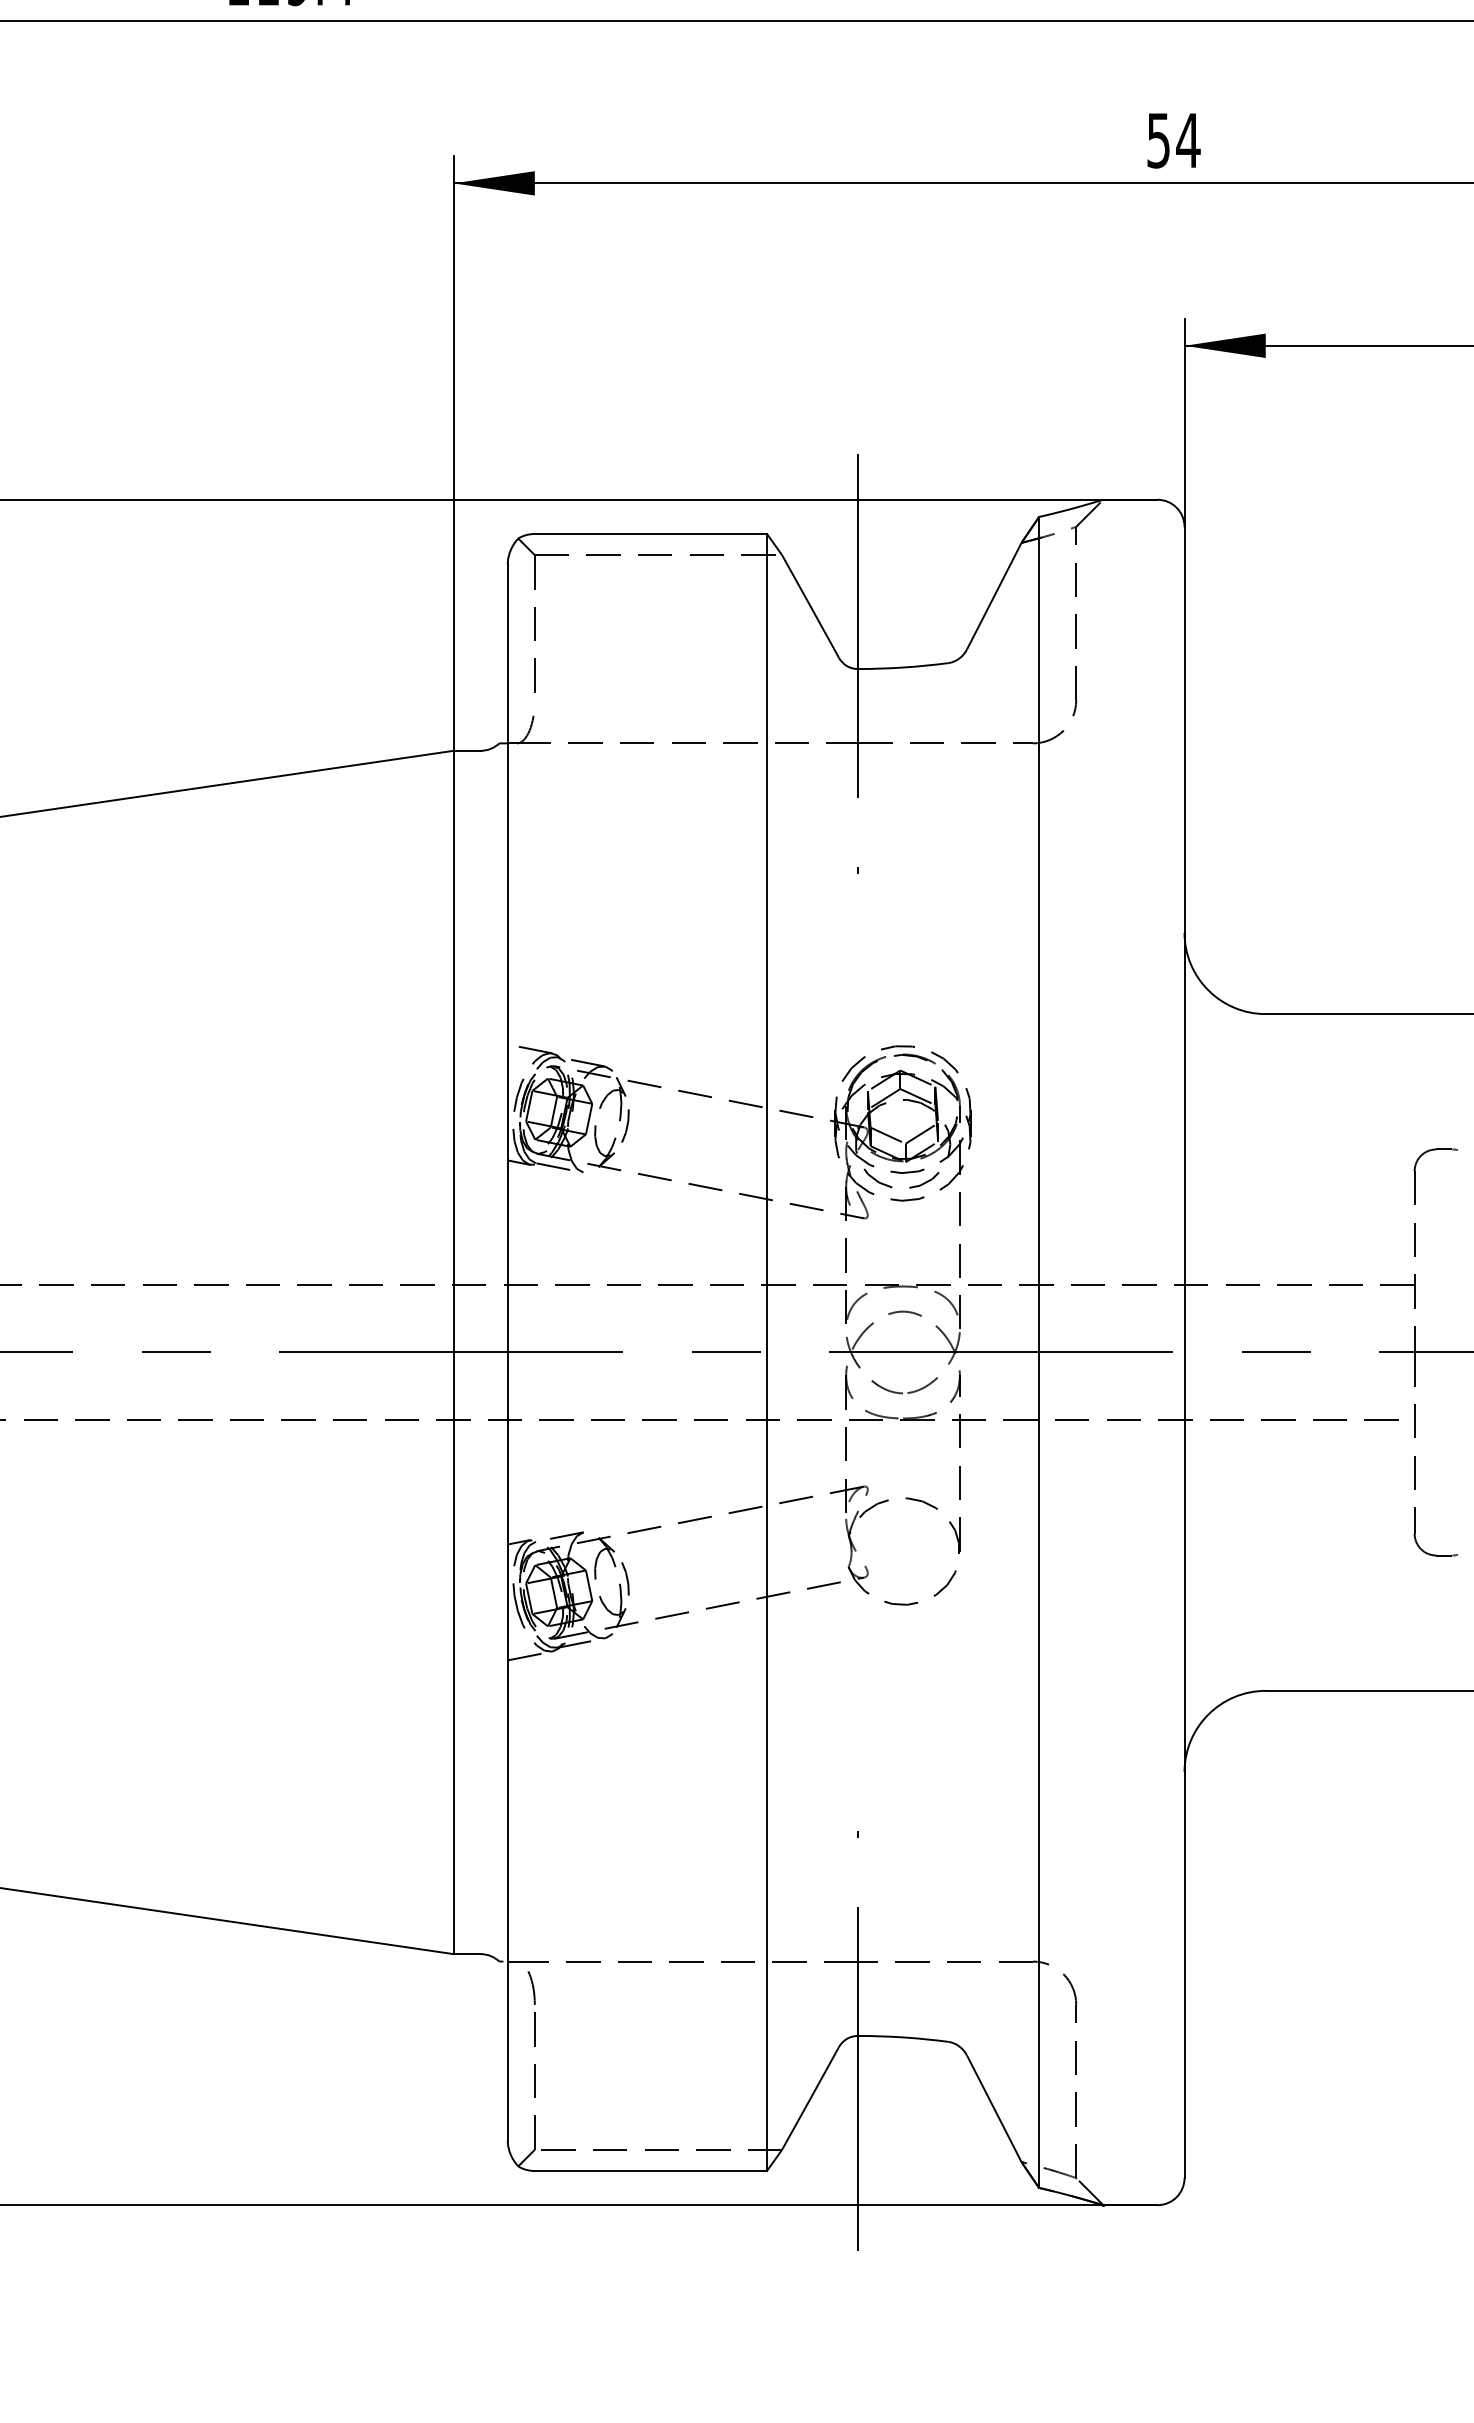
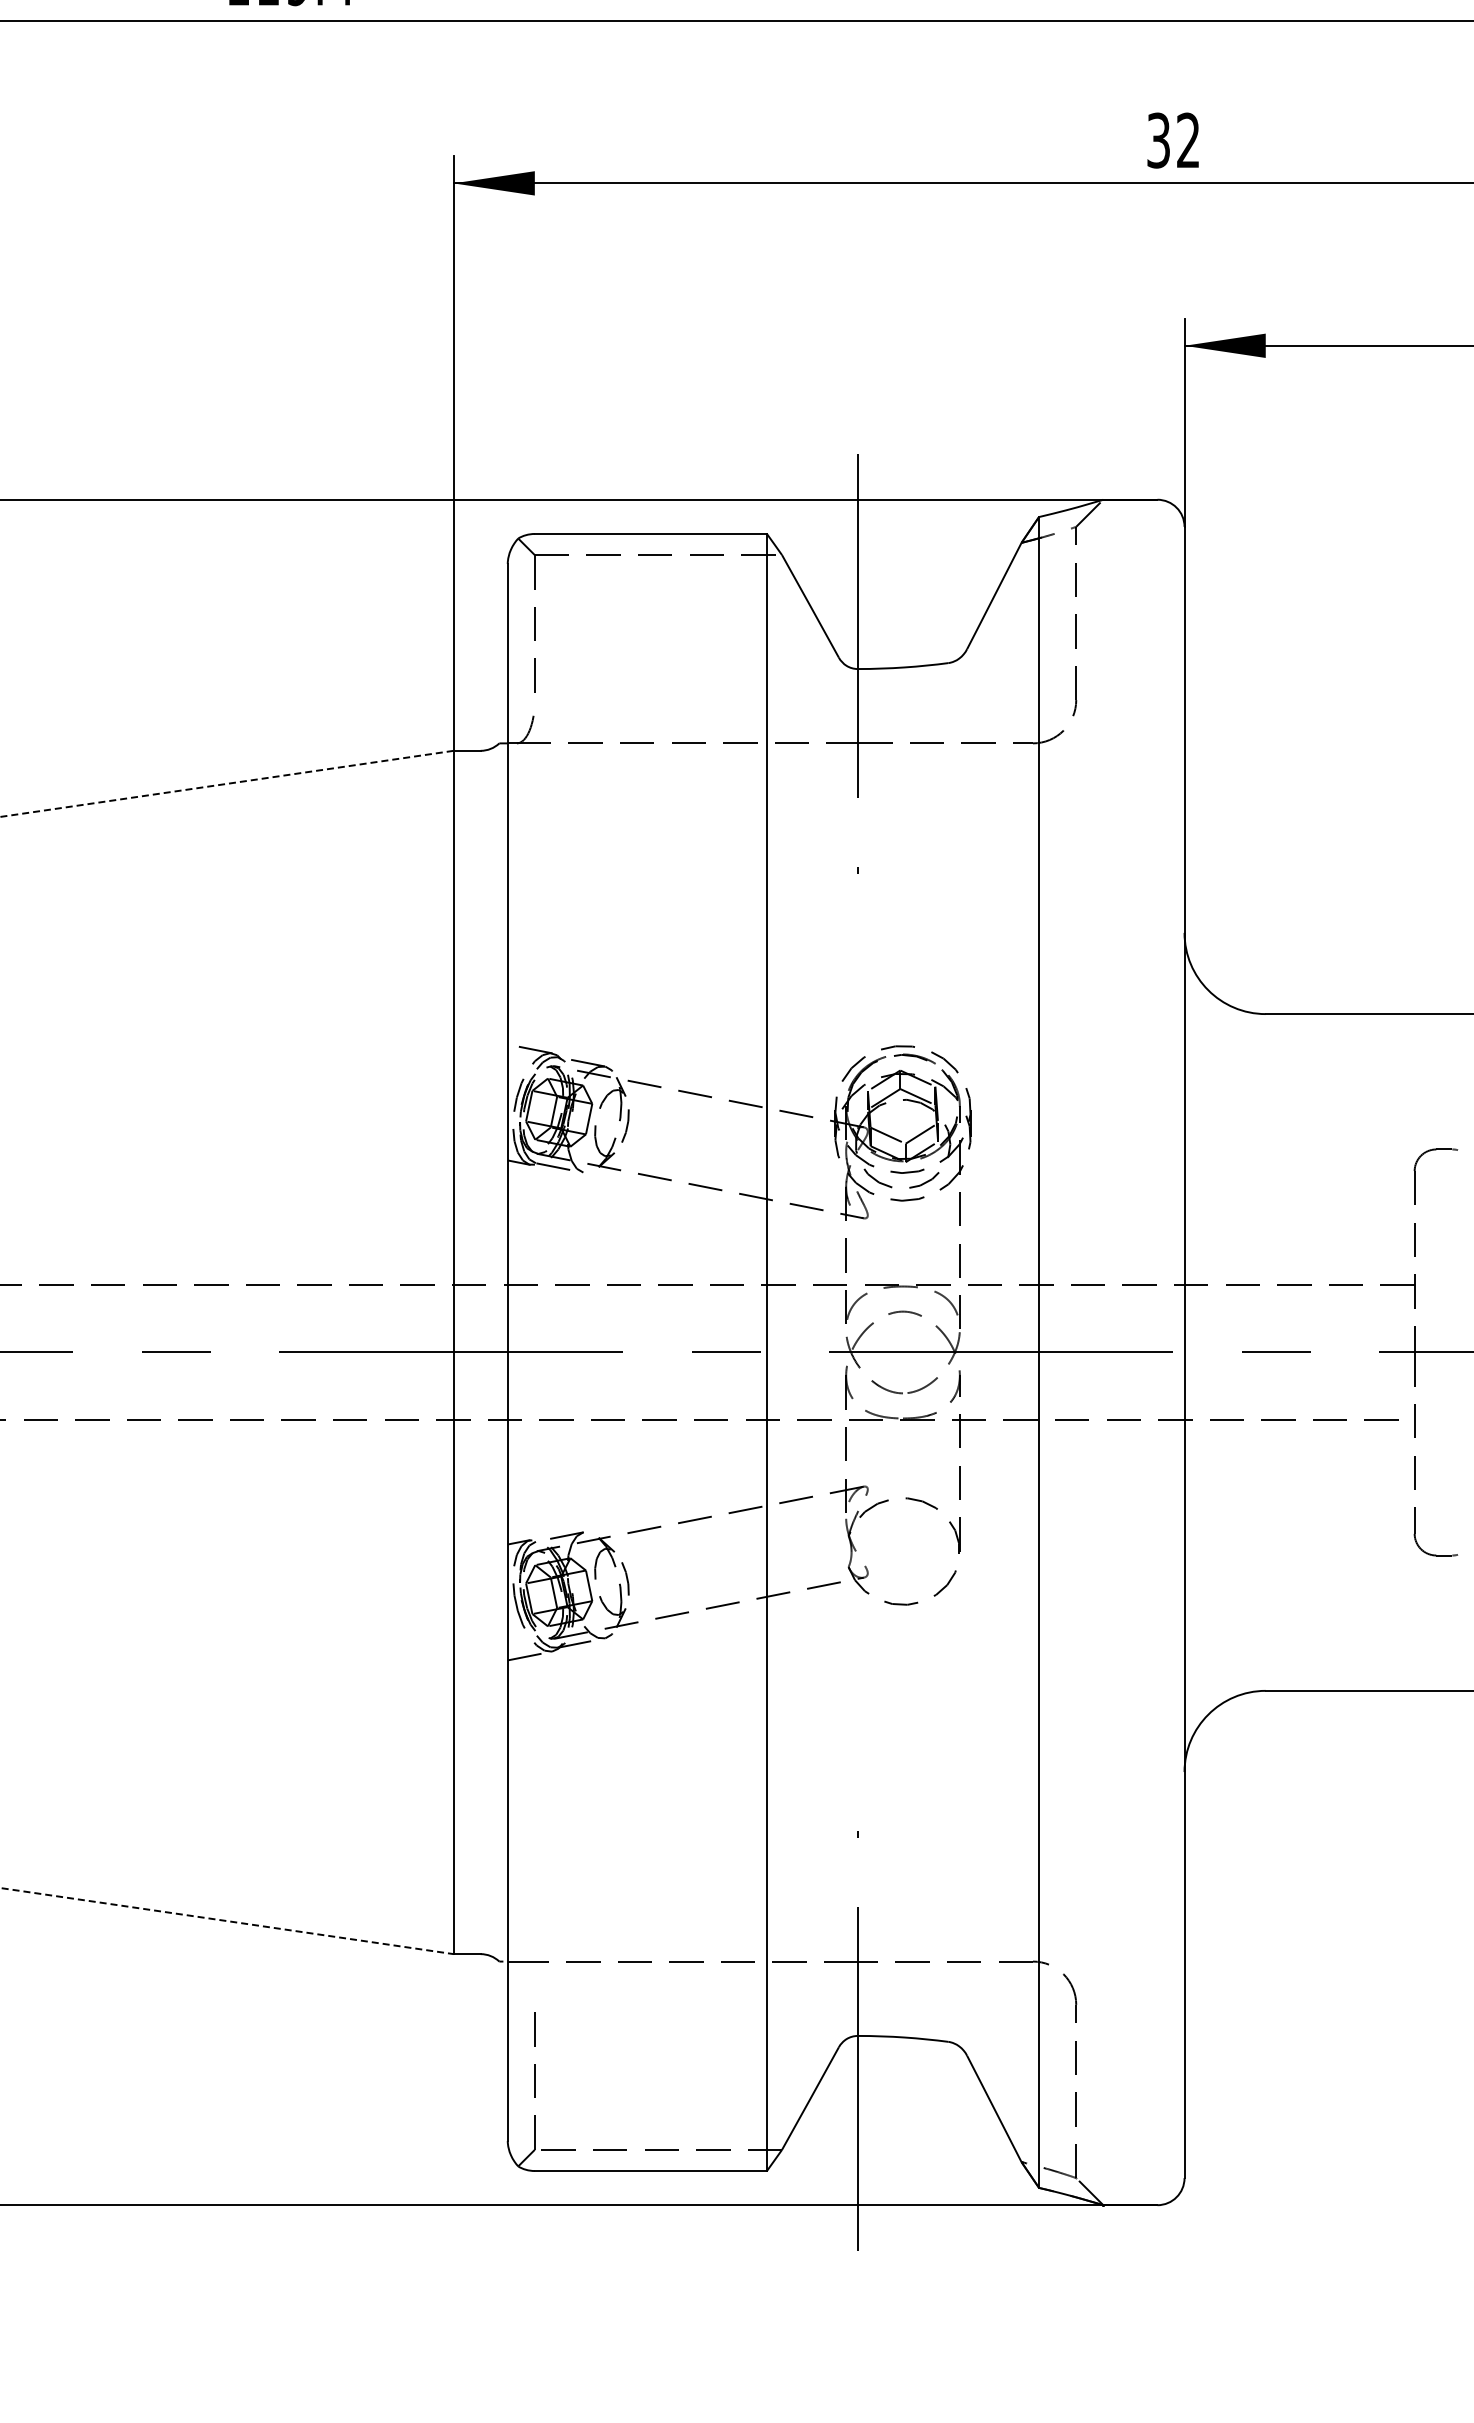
text: 54 -> 32 (1173, 140)
line: solid -> dashed (227, 783)
line: solid -> dashed (227, 1921)
curve: present -> none (532, 1987)
